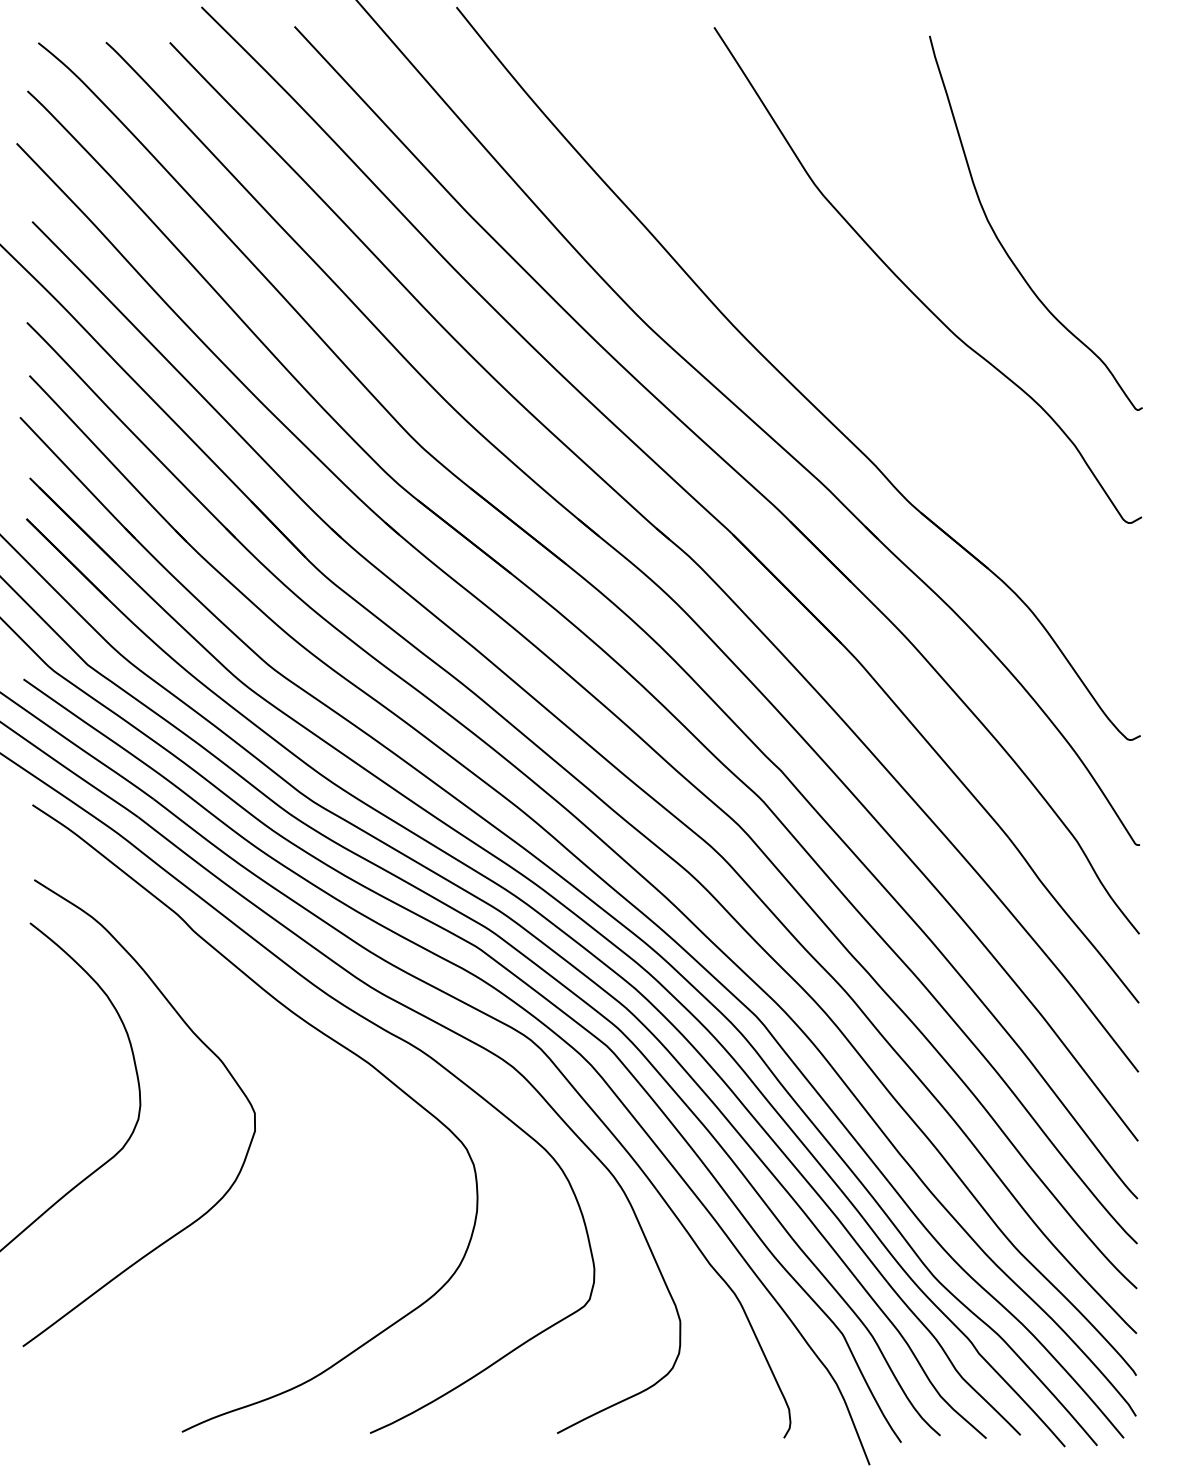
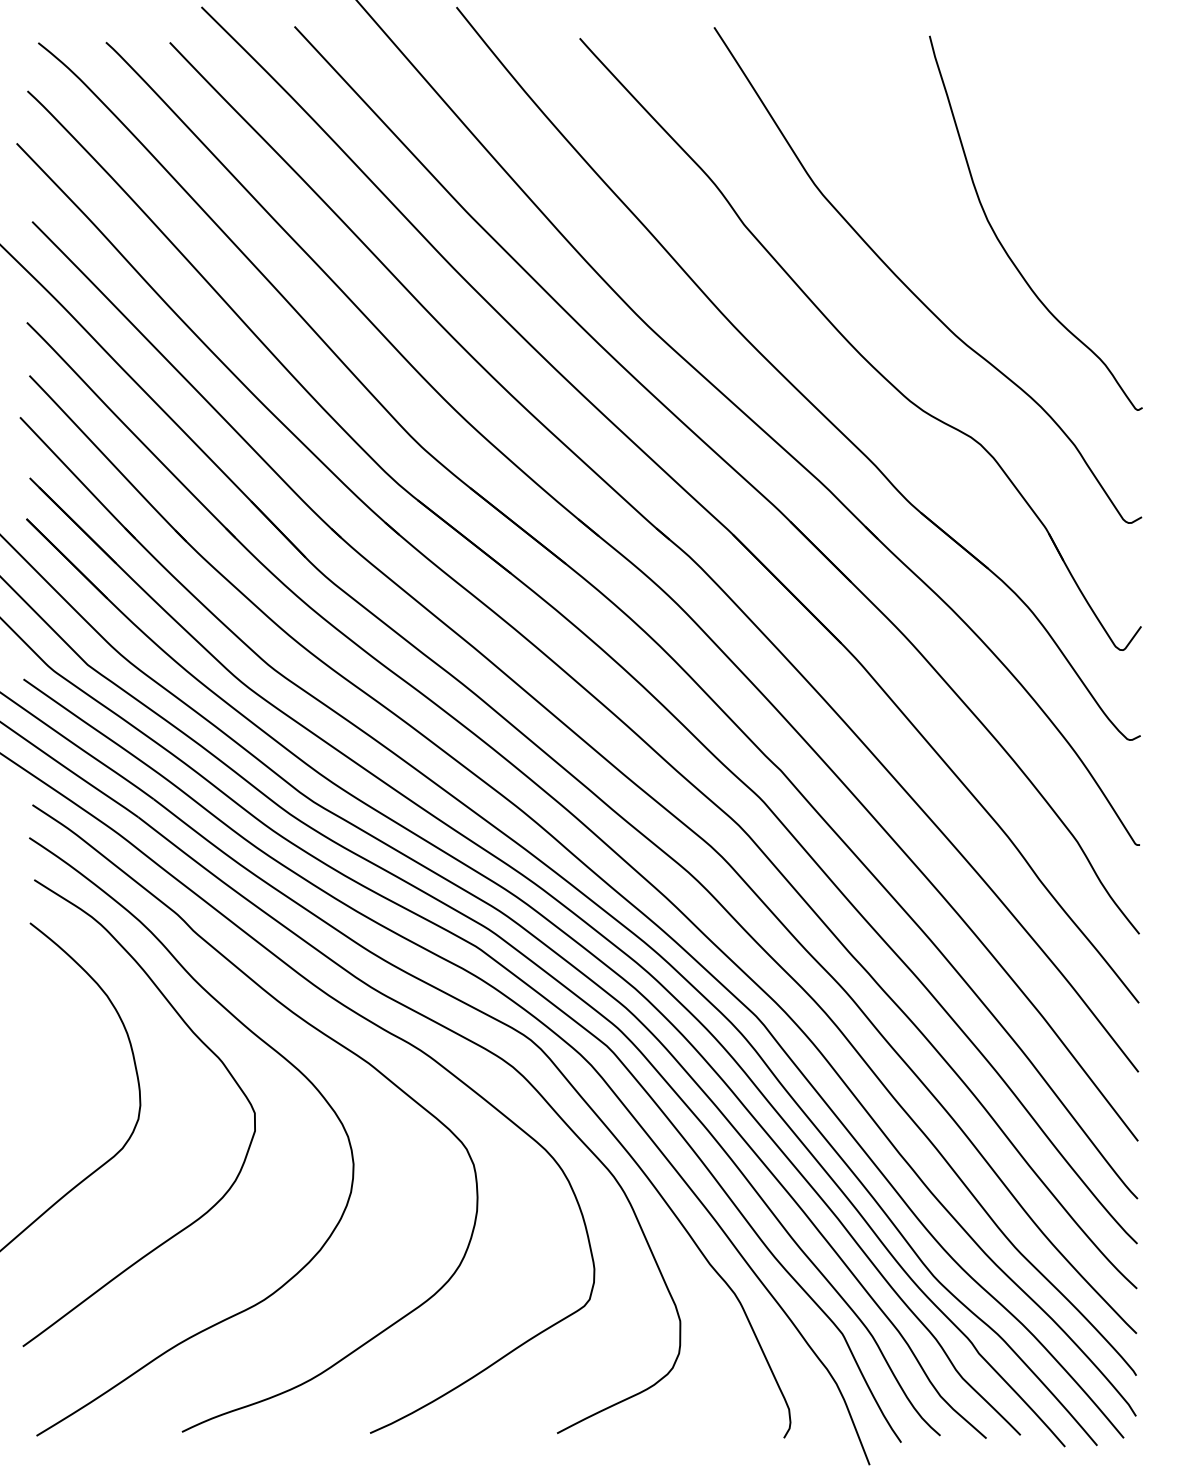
part: none -> present (860, 344)
curve: none -> present (265, 1044)
